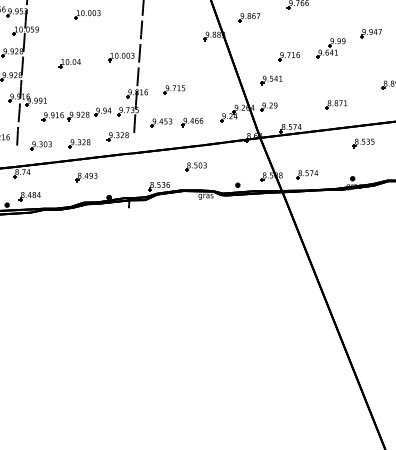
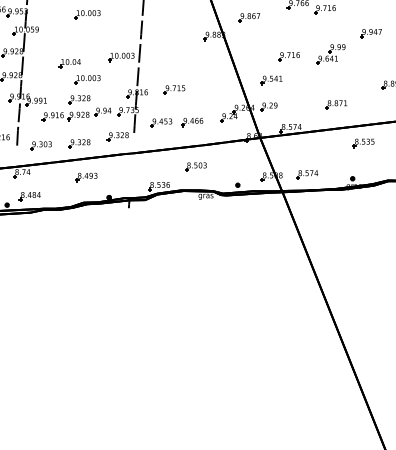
part: none -> present (324, 9)
part position: (330, 48) -> (330, 54) (330, 54)
part: none -> present (87, 79)
part: none -> present (79, 99)
